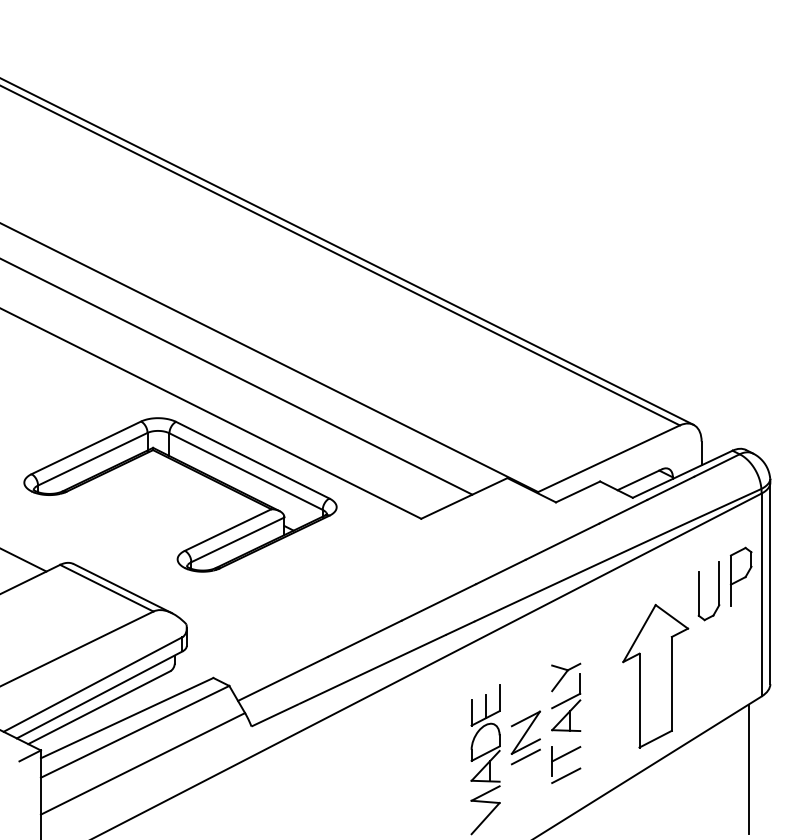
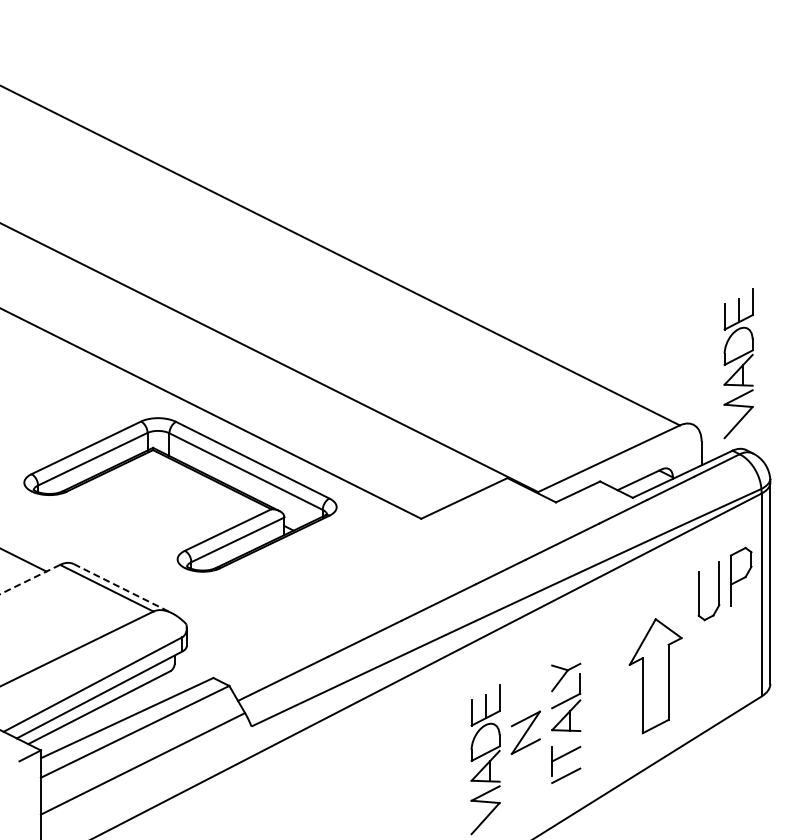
line: present -> none (347, 251)
part: none -> present (738, 363)
line: present -> none (237, 376)
line: solid -> dashed (29, 579)
line: solid -> dashed (122, 588)
part size: 68x146 px -> 55x117 px (655, 676)
line: present -> none (525, 756)
line: present -> none (748, 769)
